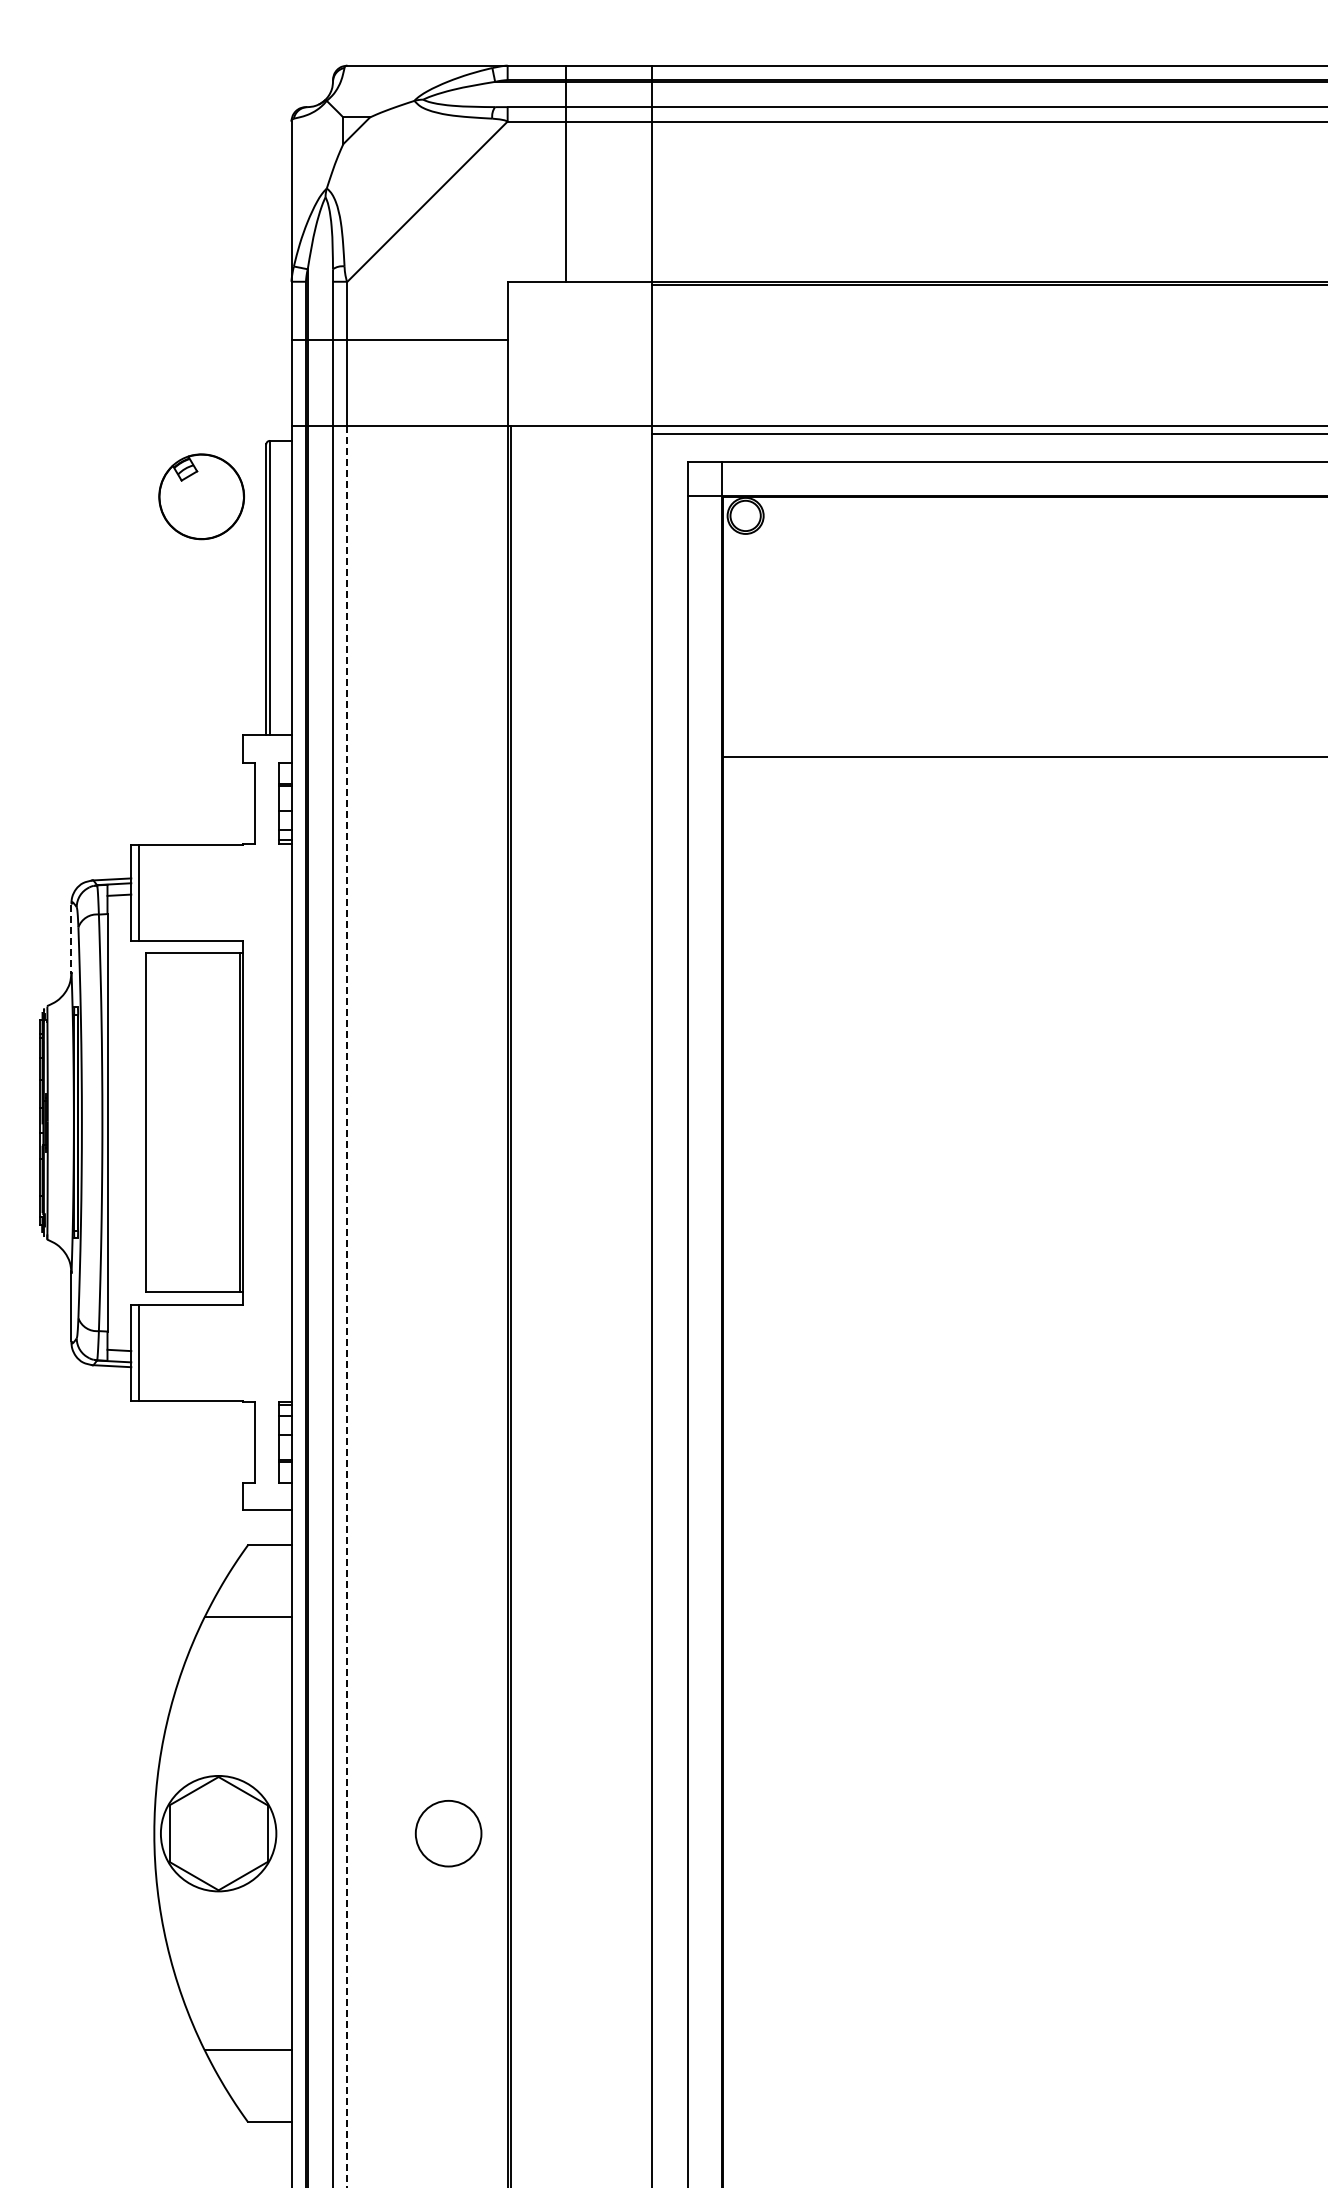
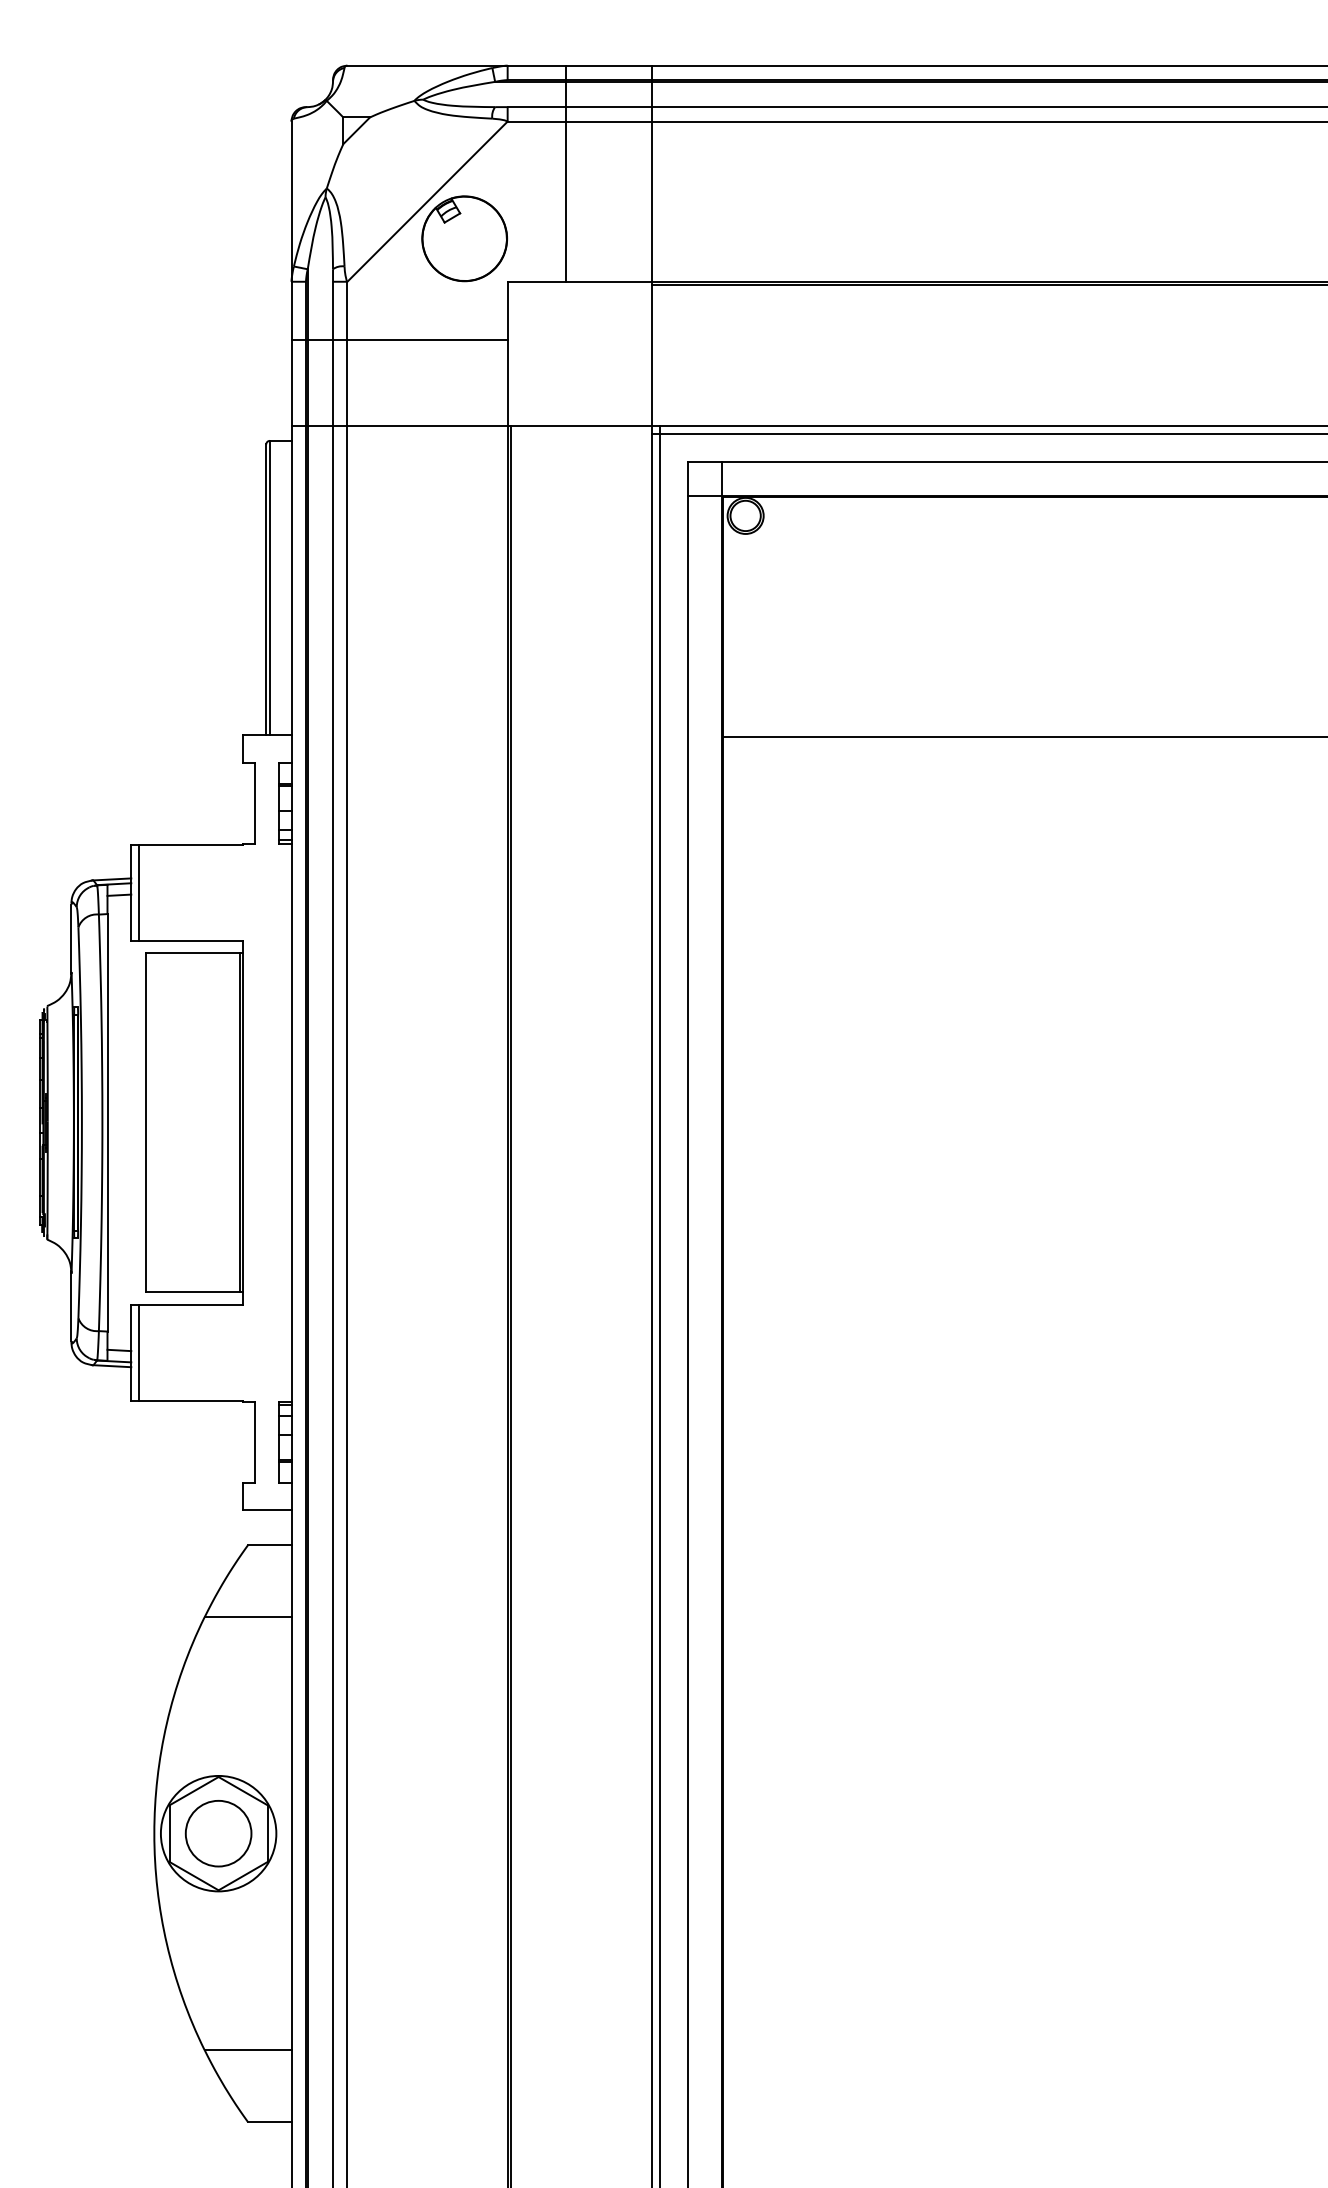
part position: (201, 496) -> (464, 238) (464, 238)
line position: (1023, 757) -> (1023, 737) (1023, 737)
line: dashed -> solid (71, 939)
line: none -> present (659, 1305)
line: dashed -> solid (347, 1307)
circle position: (448, 1833) -> (218, 1833) (218, 1833)
